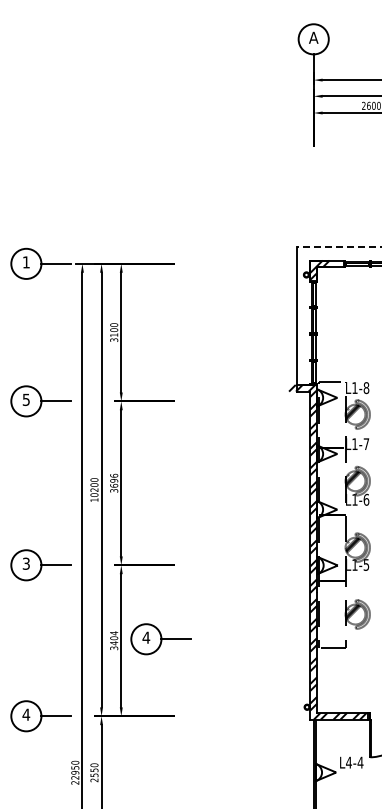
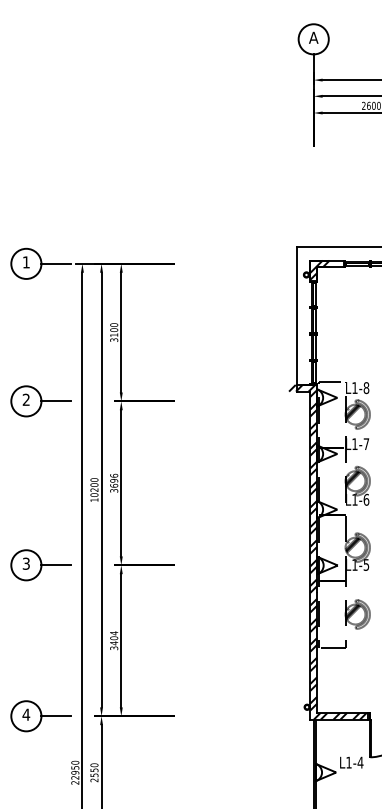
line: dashed -> solid (339, 247)
text: 5 -> 2 (25, 399)
part: present -> none (160, 639)
text: L4-4 -> L1-4 (348, 762)
